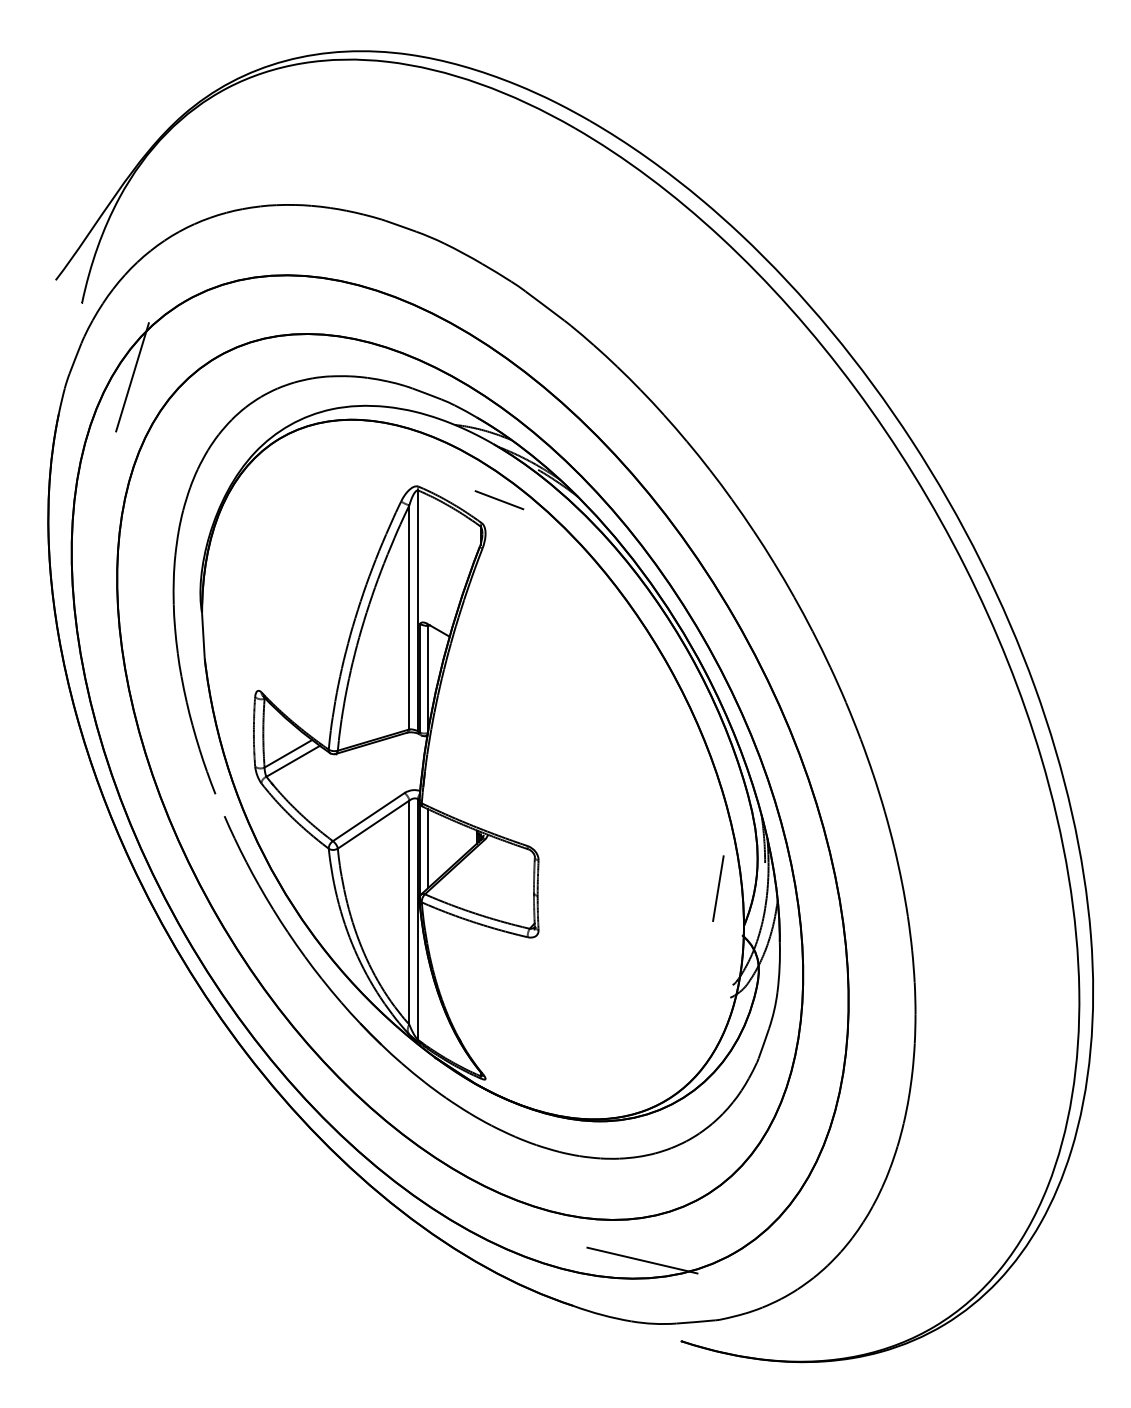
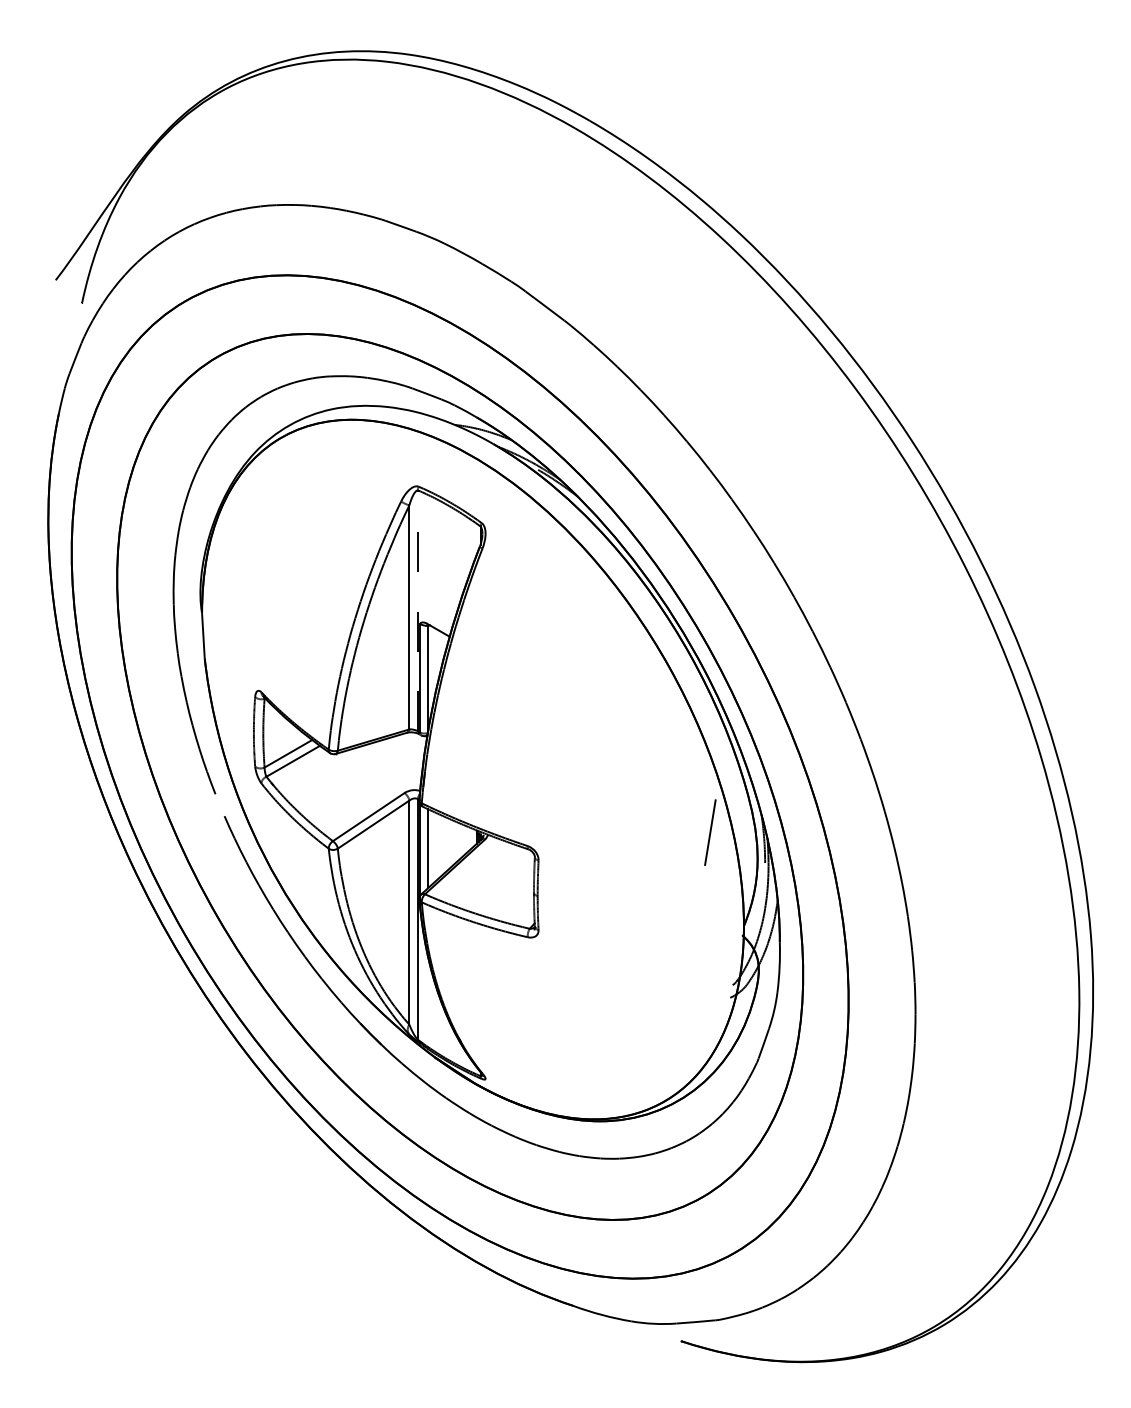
line: present -> none (132, 377)
line: present -> none (499, 500)
line: solid -> dashed (418, 610)
line position: (718, 888) -> (710, 832) (710, 832)
line: present -> none (642, 1260)
